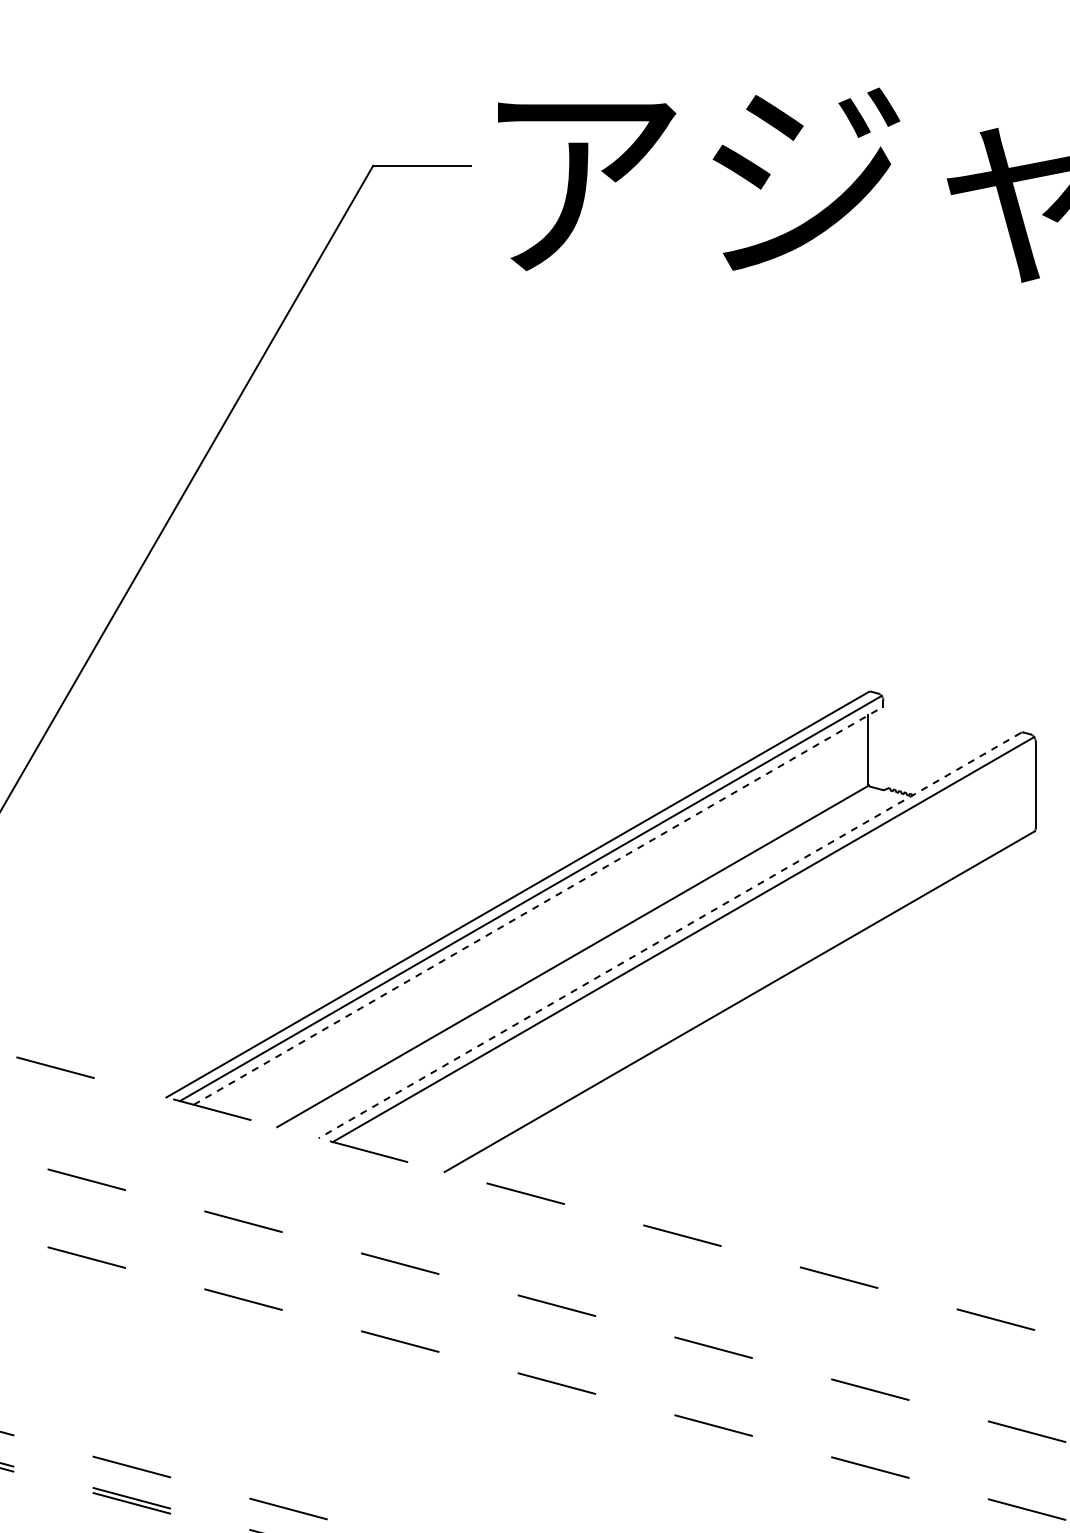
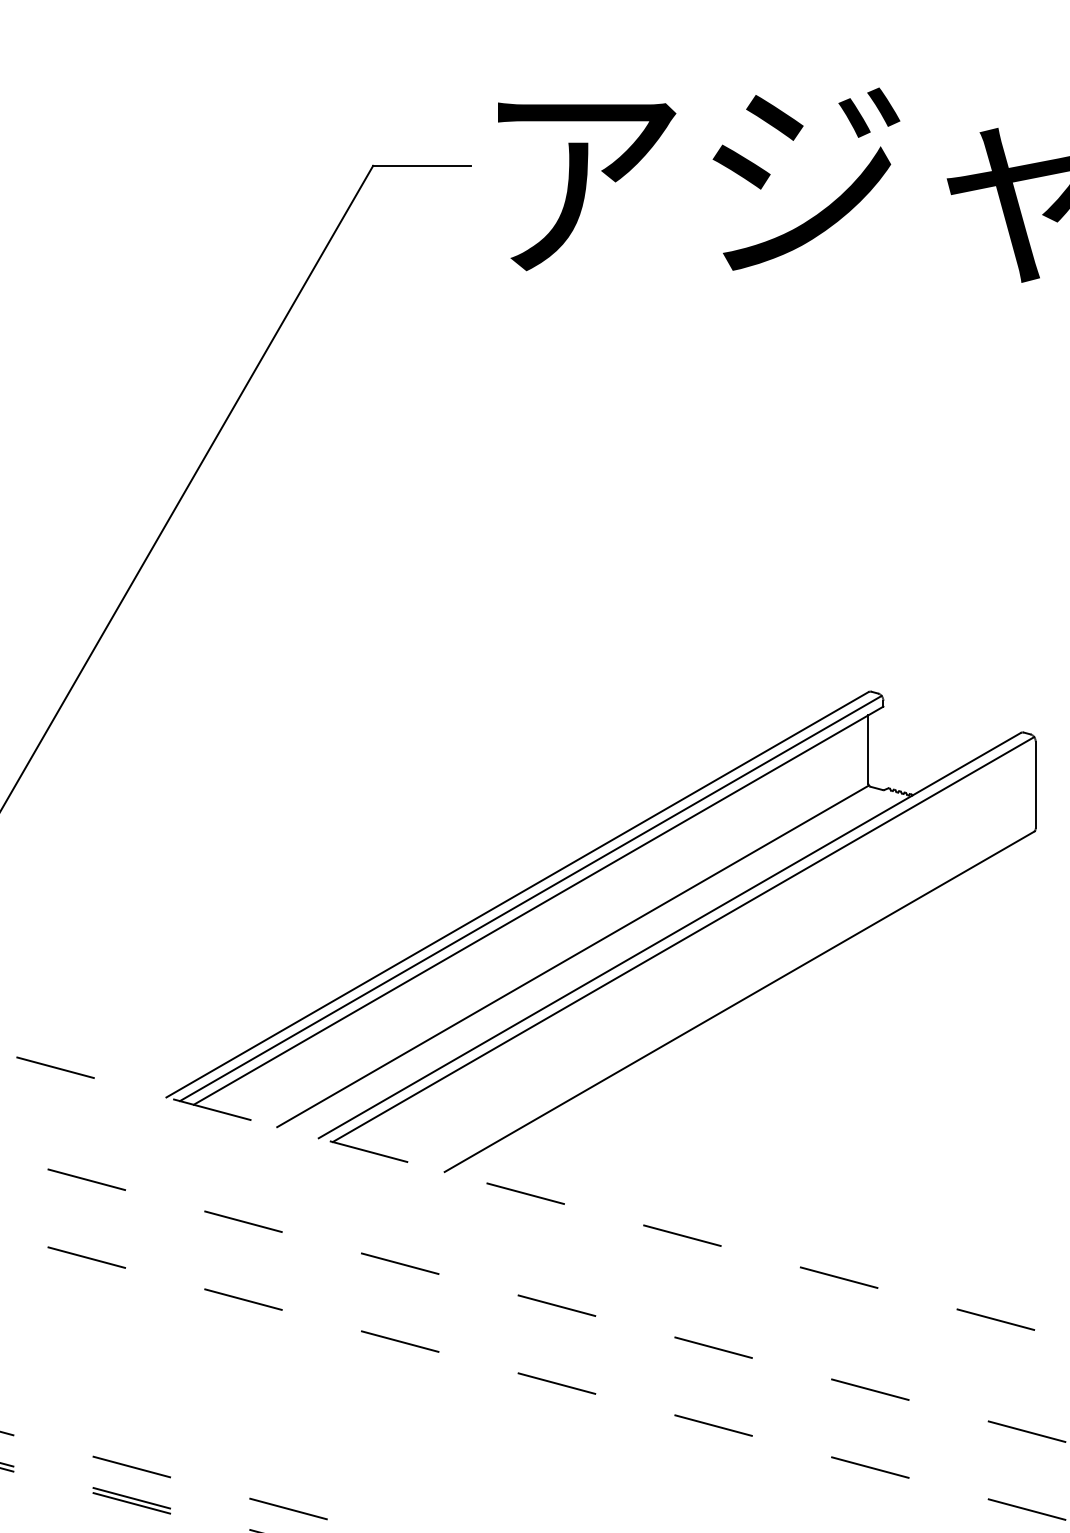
line: dashed -> solid (539, 905)
line: dashed -> solid (669, 935)
